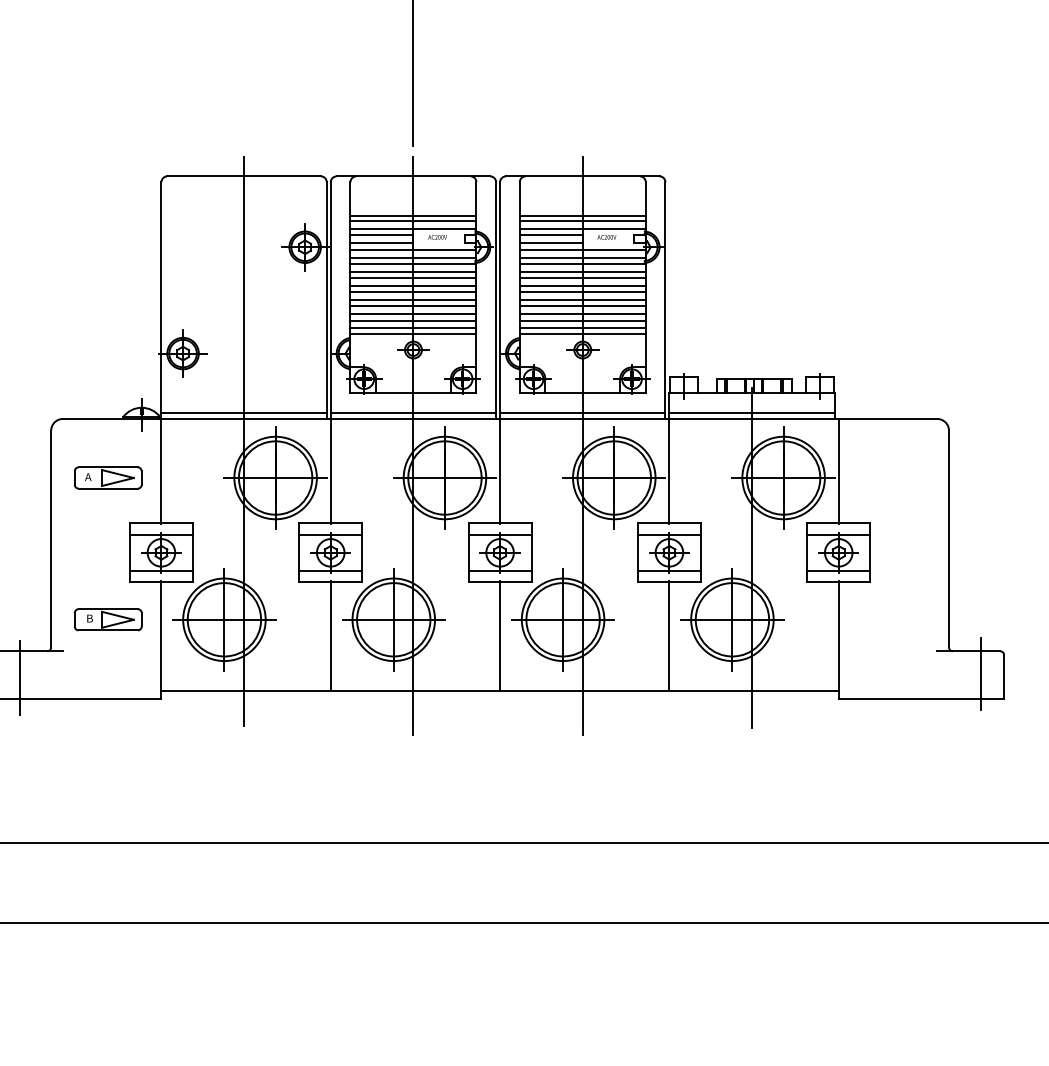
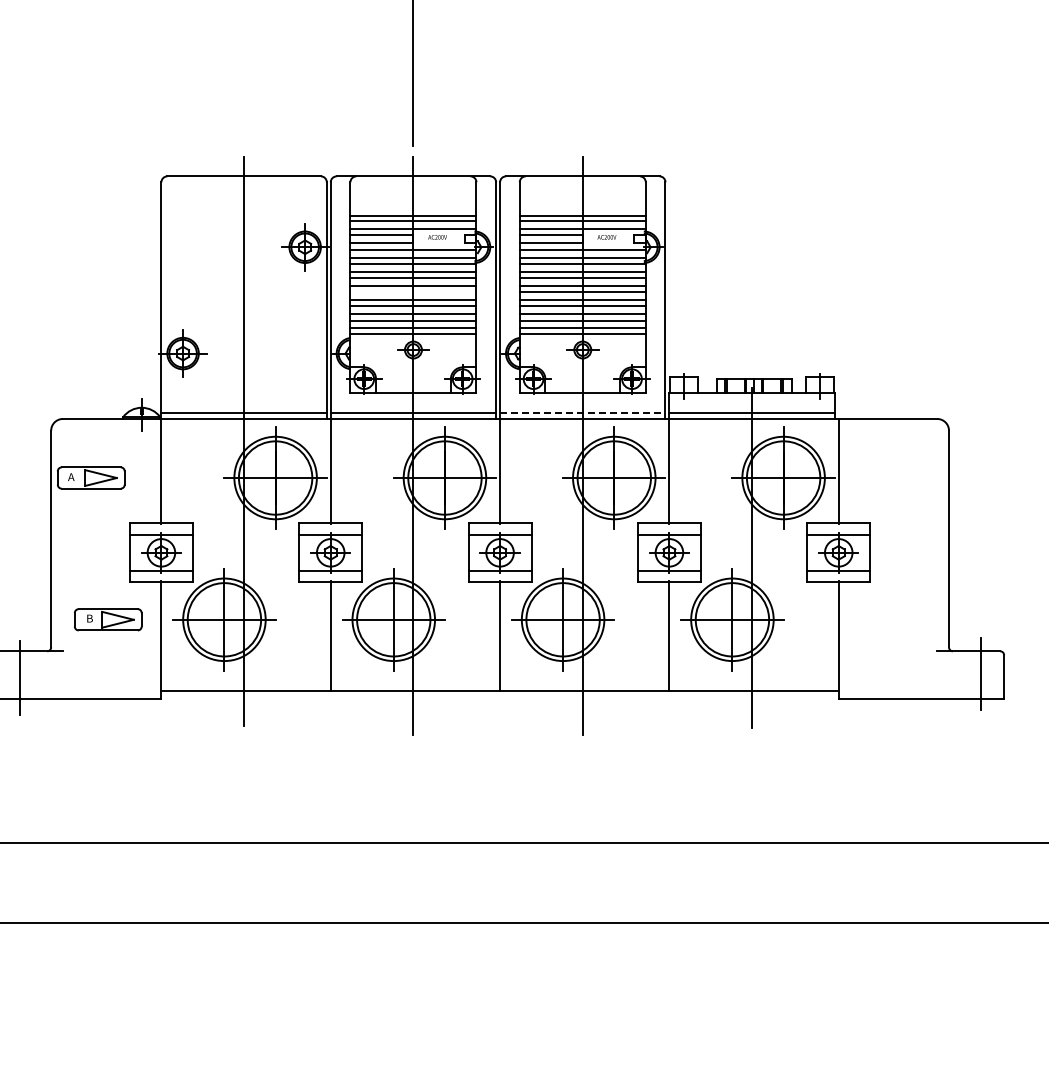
line: present -> none (413, 292)
line: solid -> dashed (582, 412)
part position: (108, 477) -> (91, 477) (91, 477)
